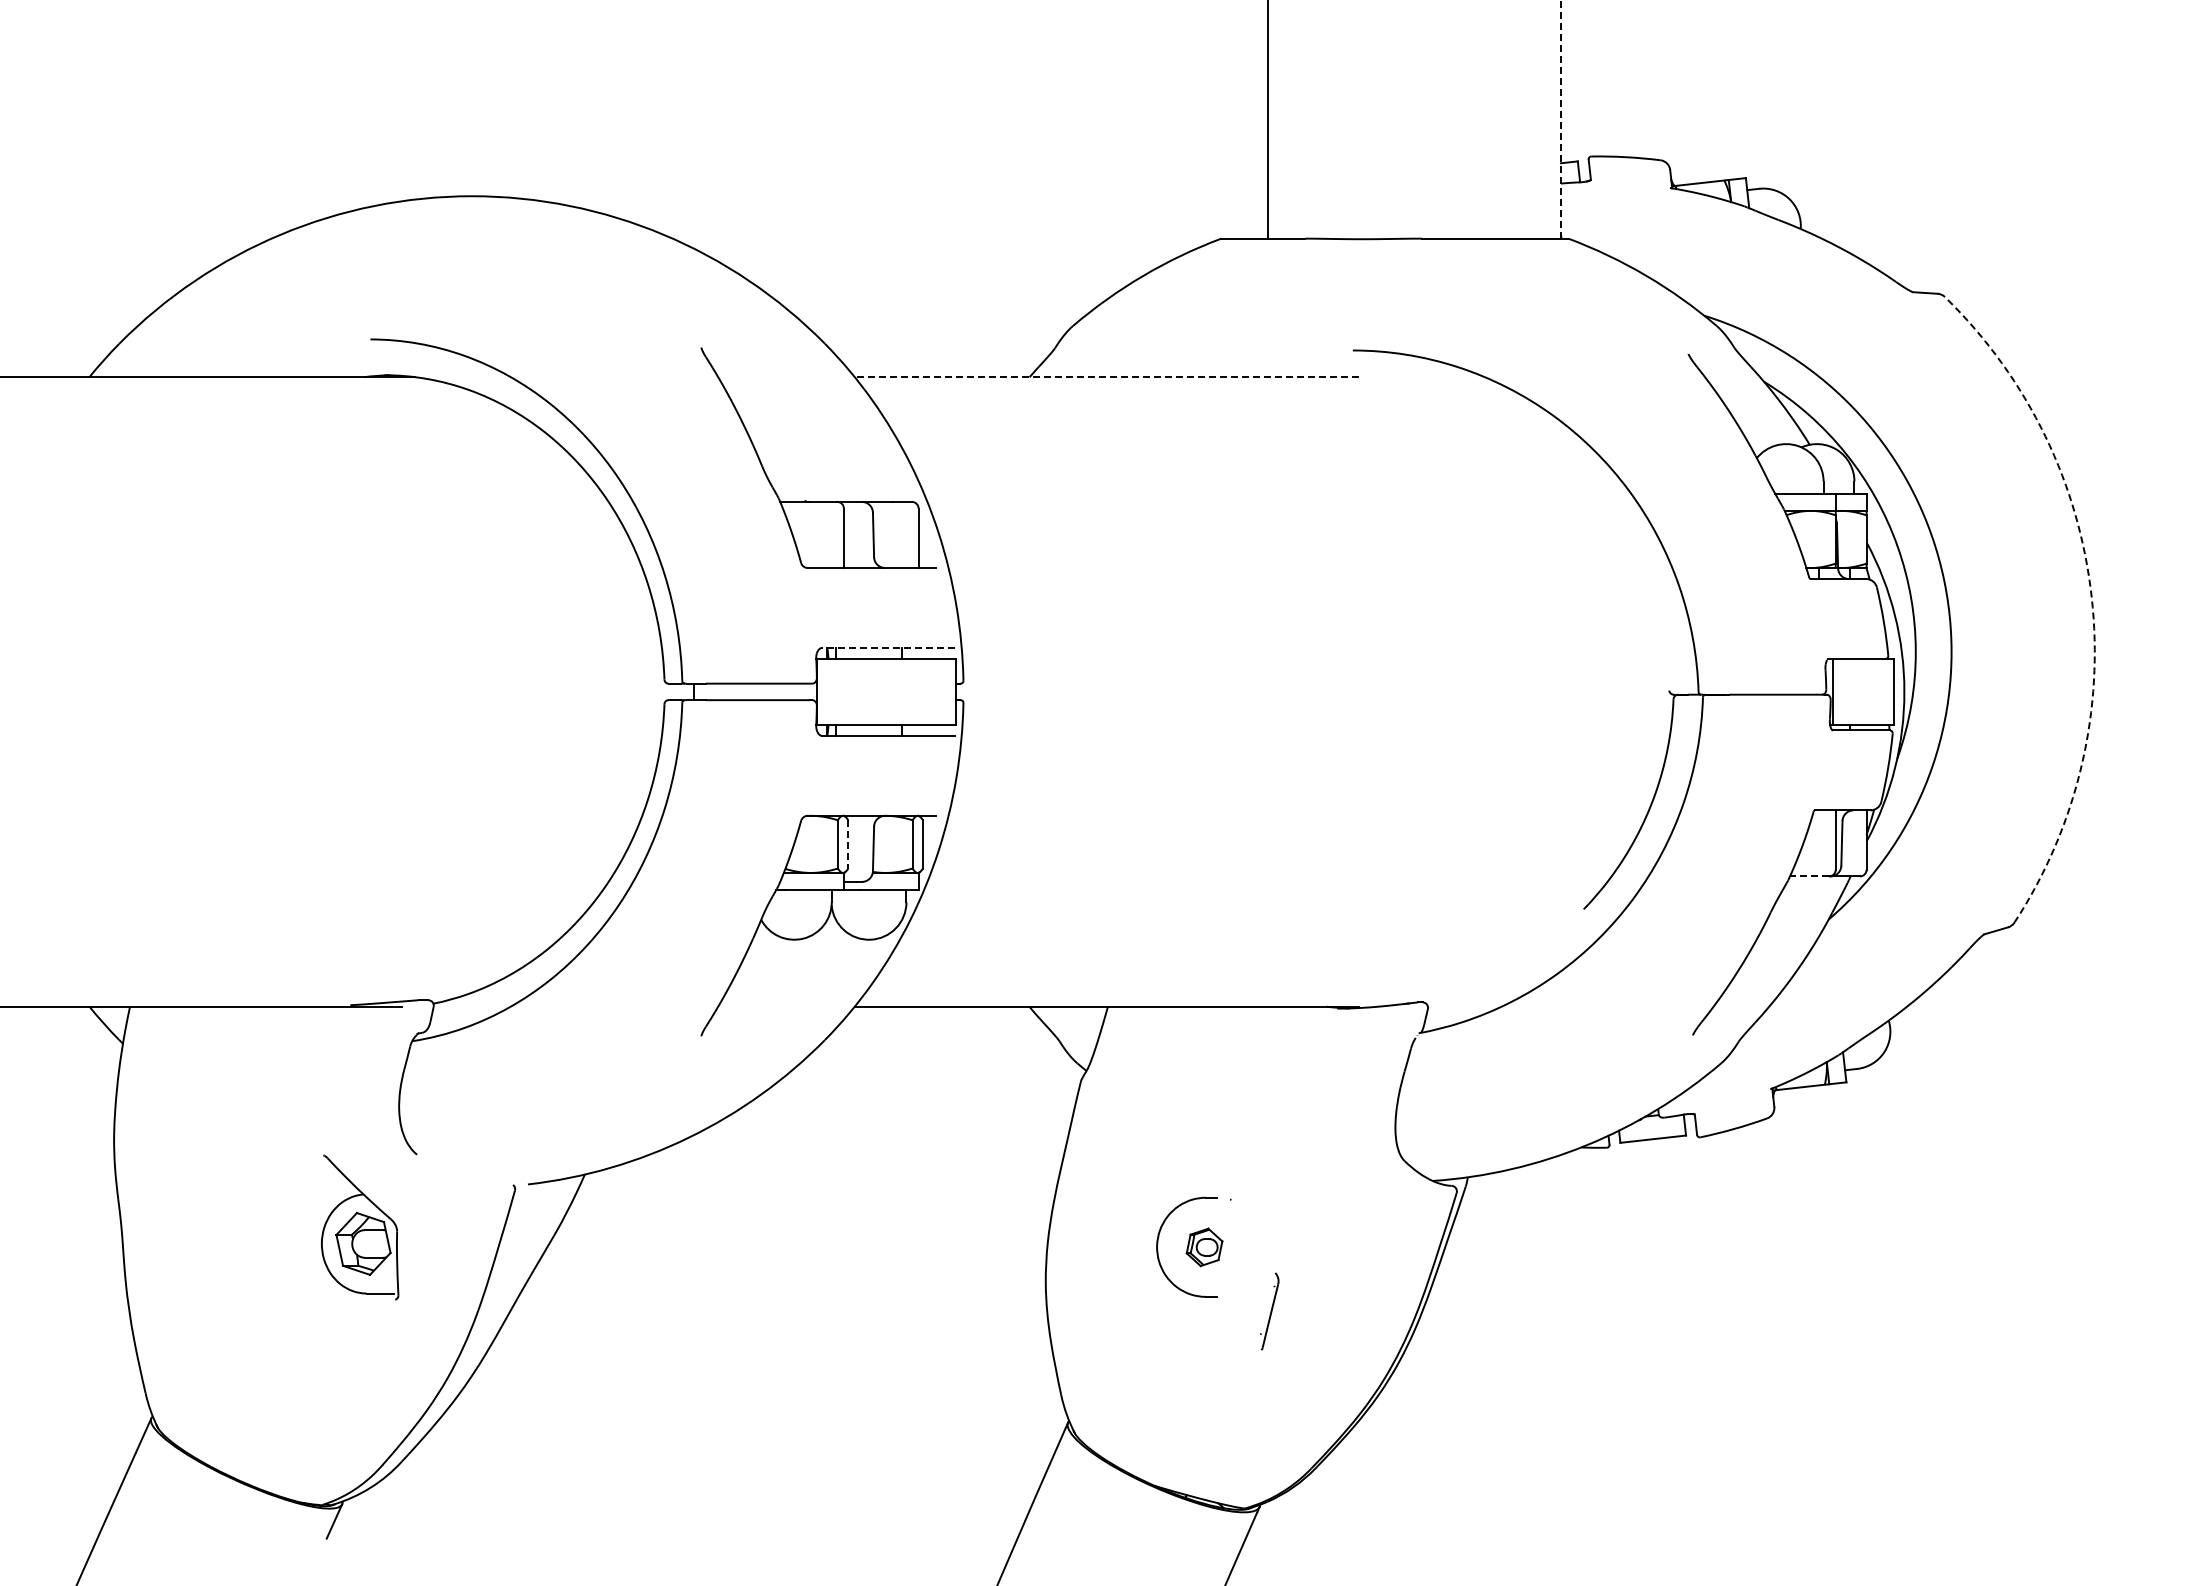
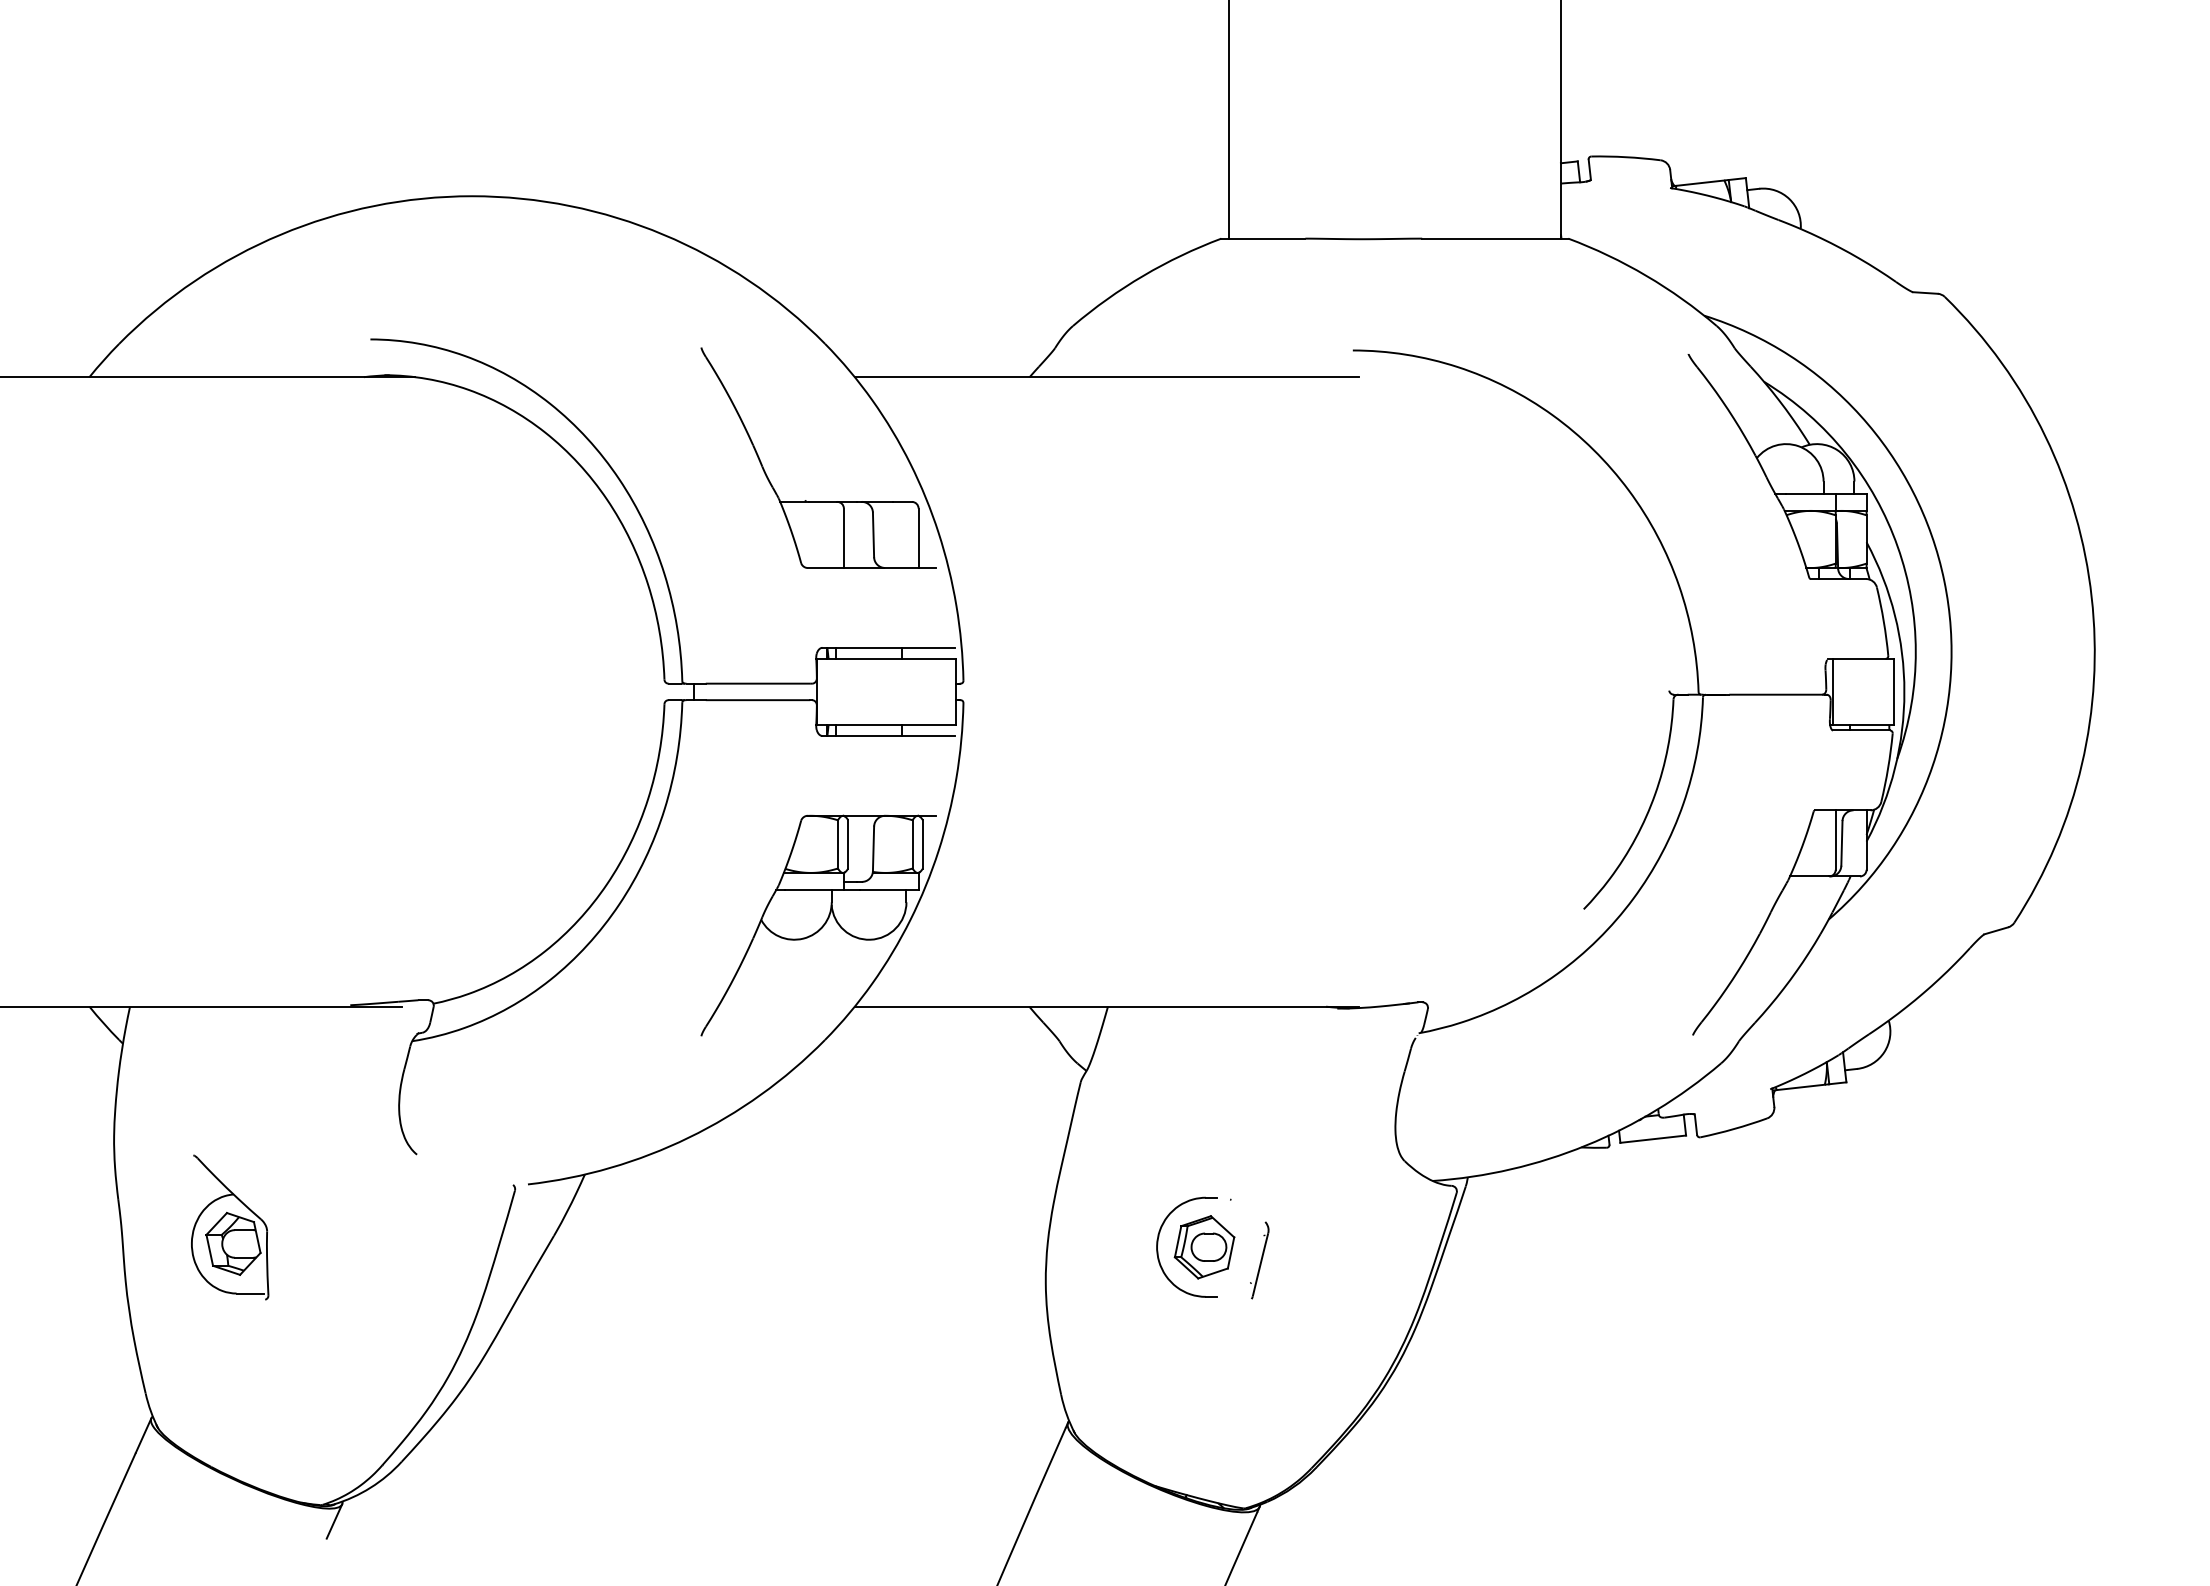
line: dashed -> solid (1560, 119)
line position: (1267, 120) -> (1228, 120) (1228, 120)
line: dashed -> solid (1106, 377)
arc: dashed -> solid (2091, 597)
line: dashed -> solid (888, 647)
line: dashed -> solid (848, 844)
line: dashed -> solid (1809, 876)
part position: (360, 1227) -> (230, 1227) (230, 1227)
part size: 39x41 px -> 63x65 px (1204, 1247)
part position: (1269, 1311) -> (1259, 1260) (1259, 1260)
